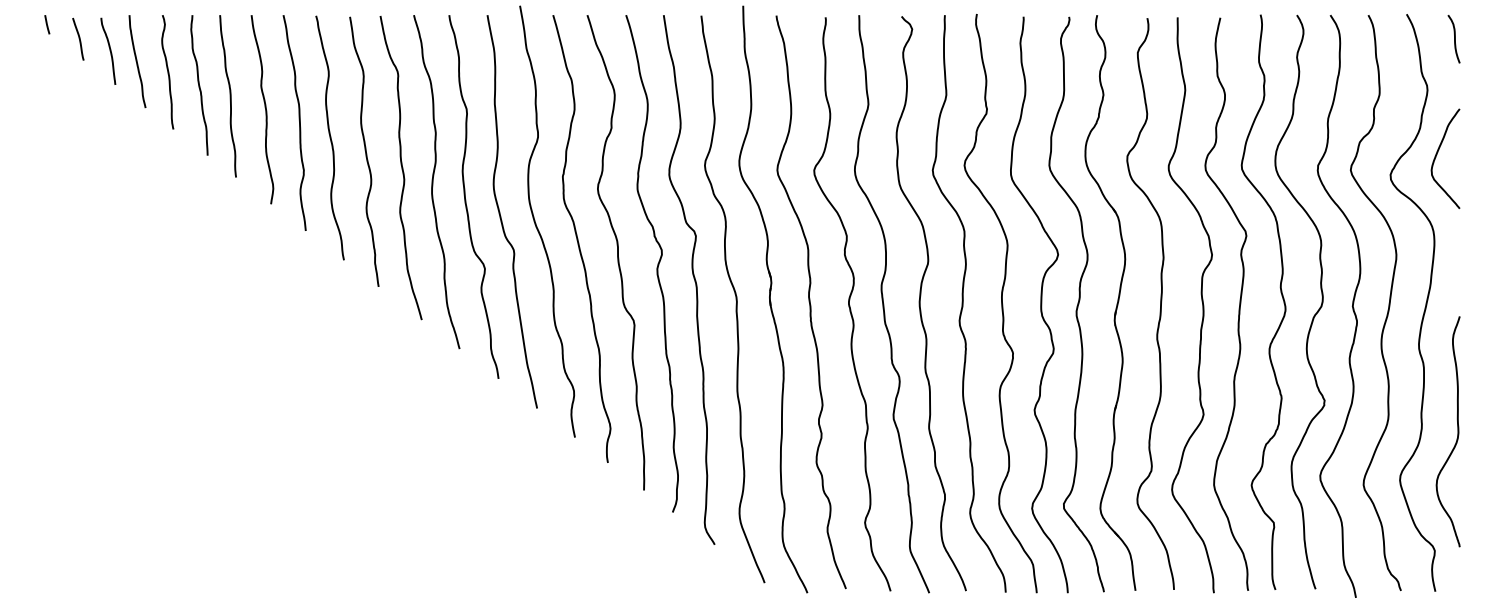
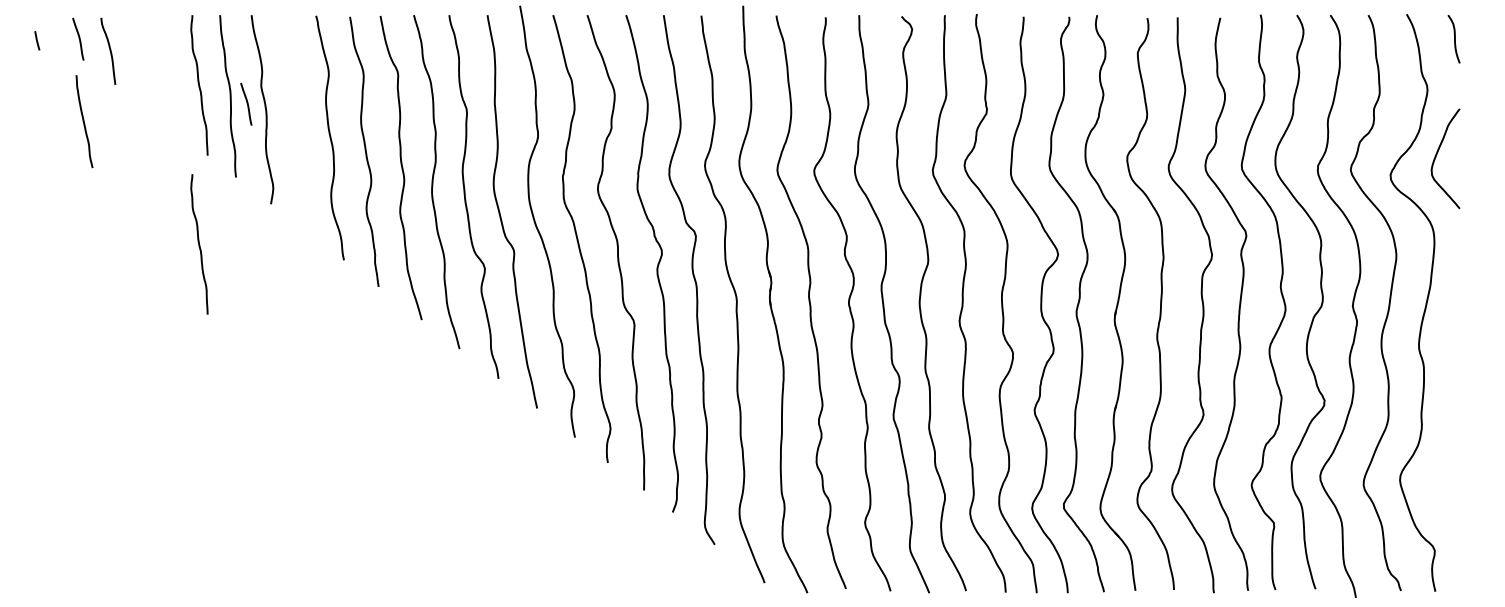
line position: (47, 24) -> (37, 40) (37, 40)
curve position: (137, 61) -> (84, 121) (84, 121)
curve: present -> none (167, 72)
curve: none -> present (246, 103)
curve: present -> none (298, 119)
curve: none -> present (199, 244)
curve: present -> none (1457, 431)
